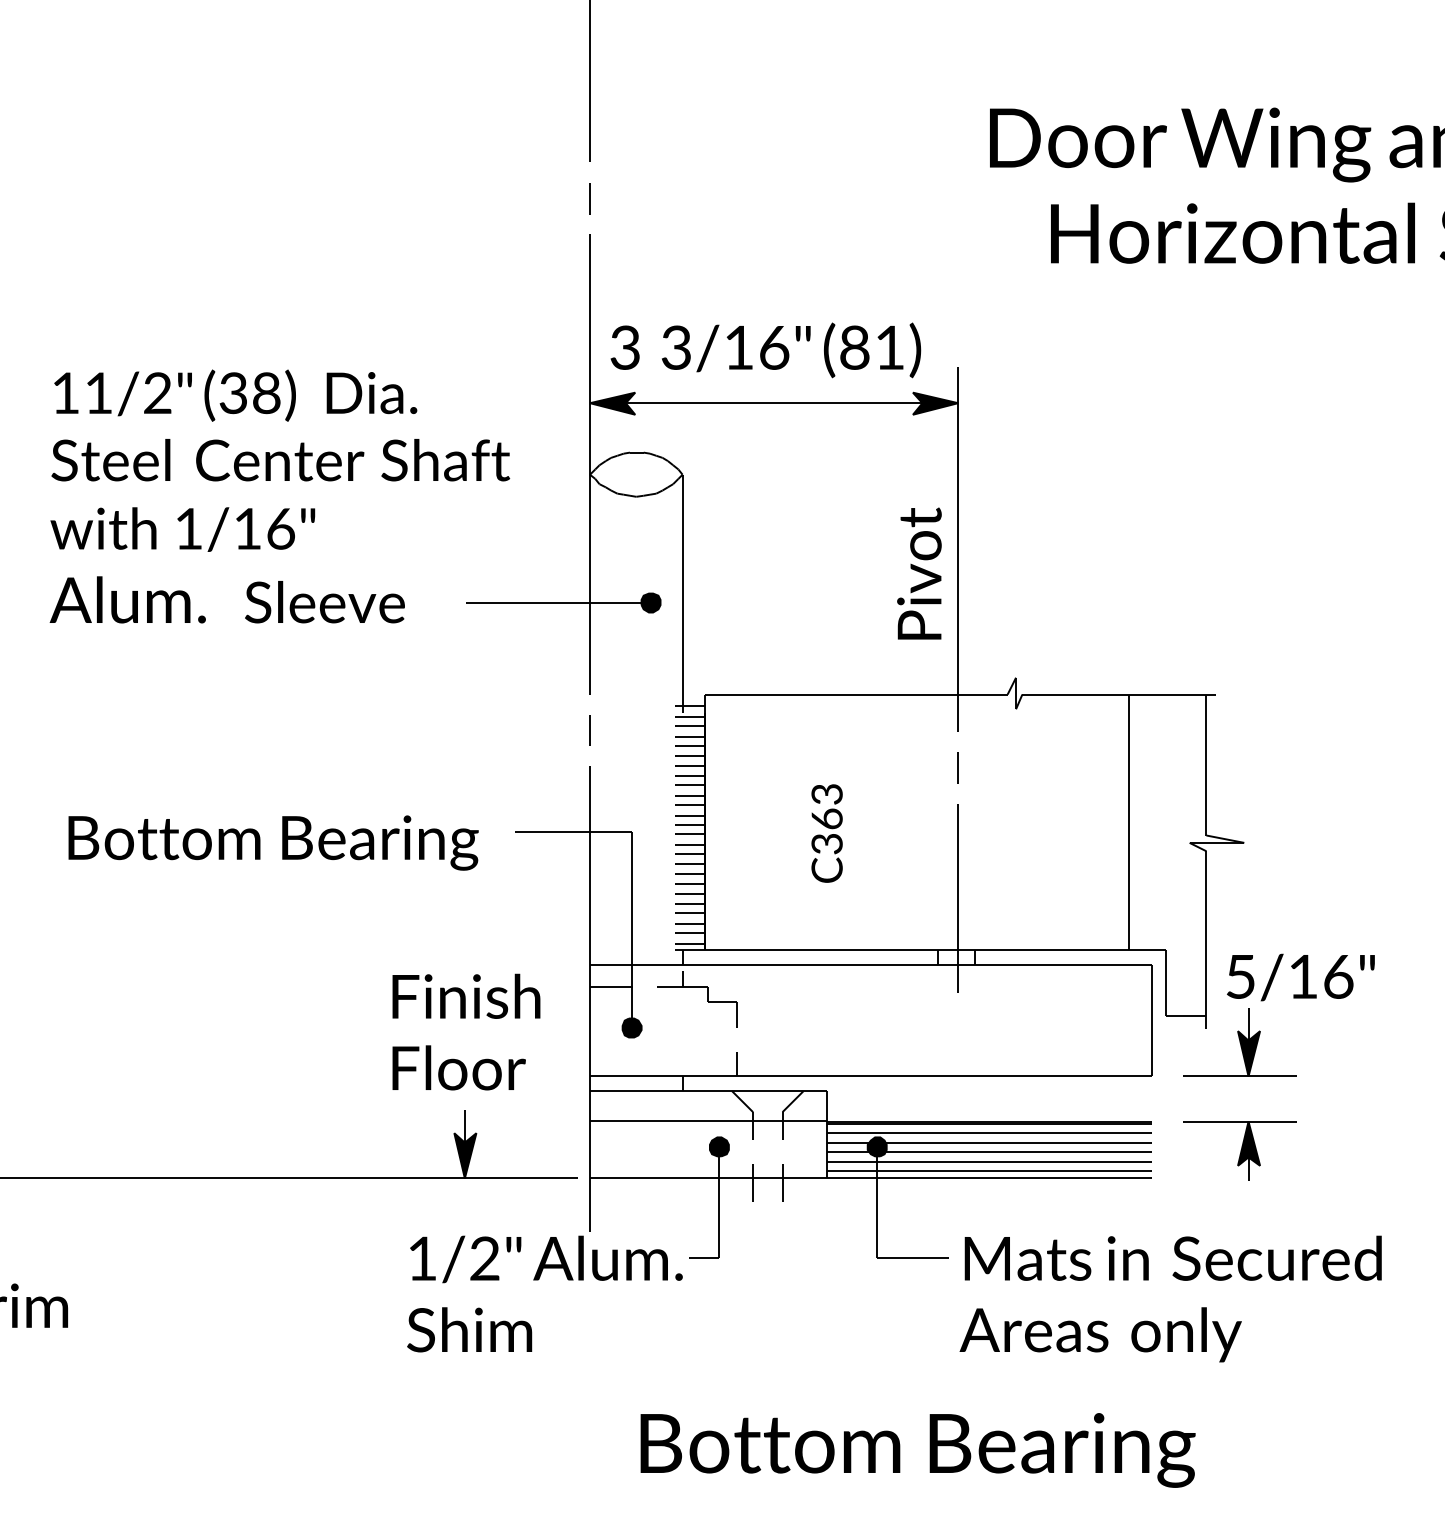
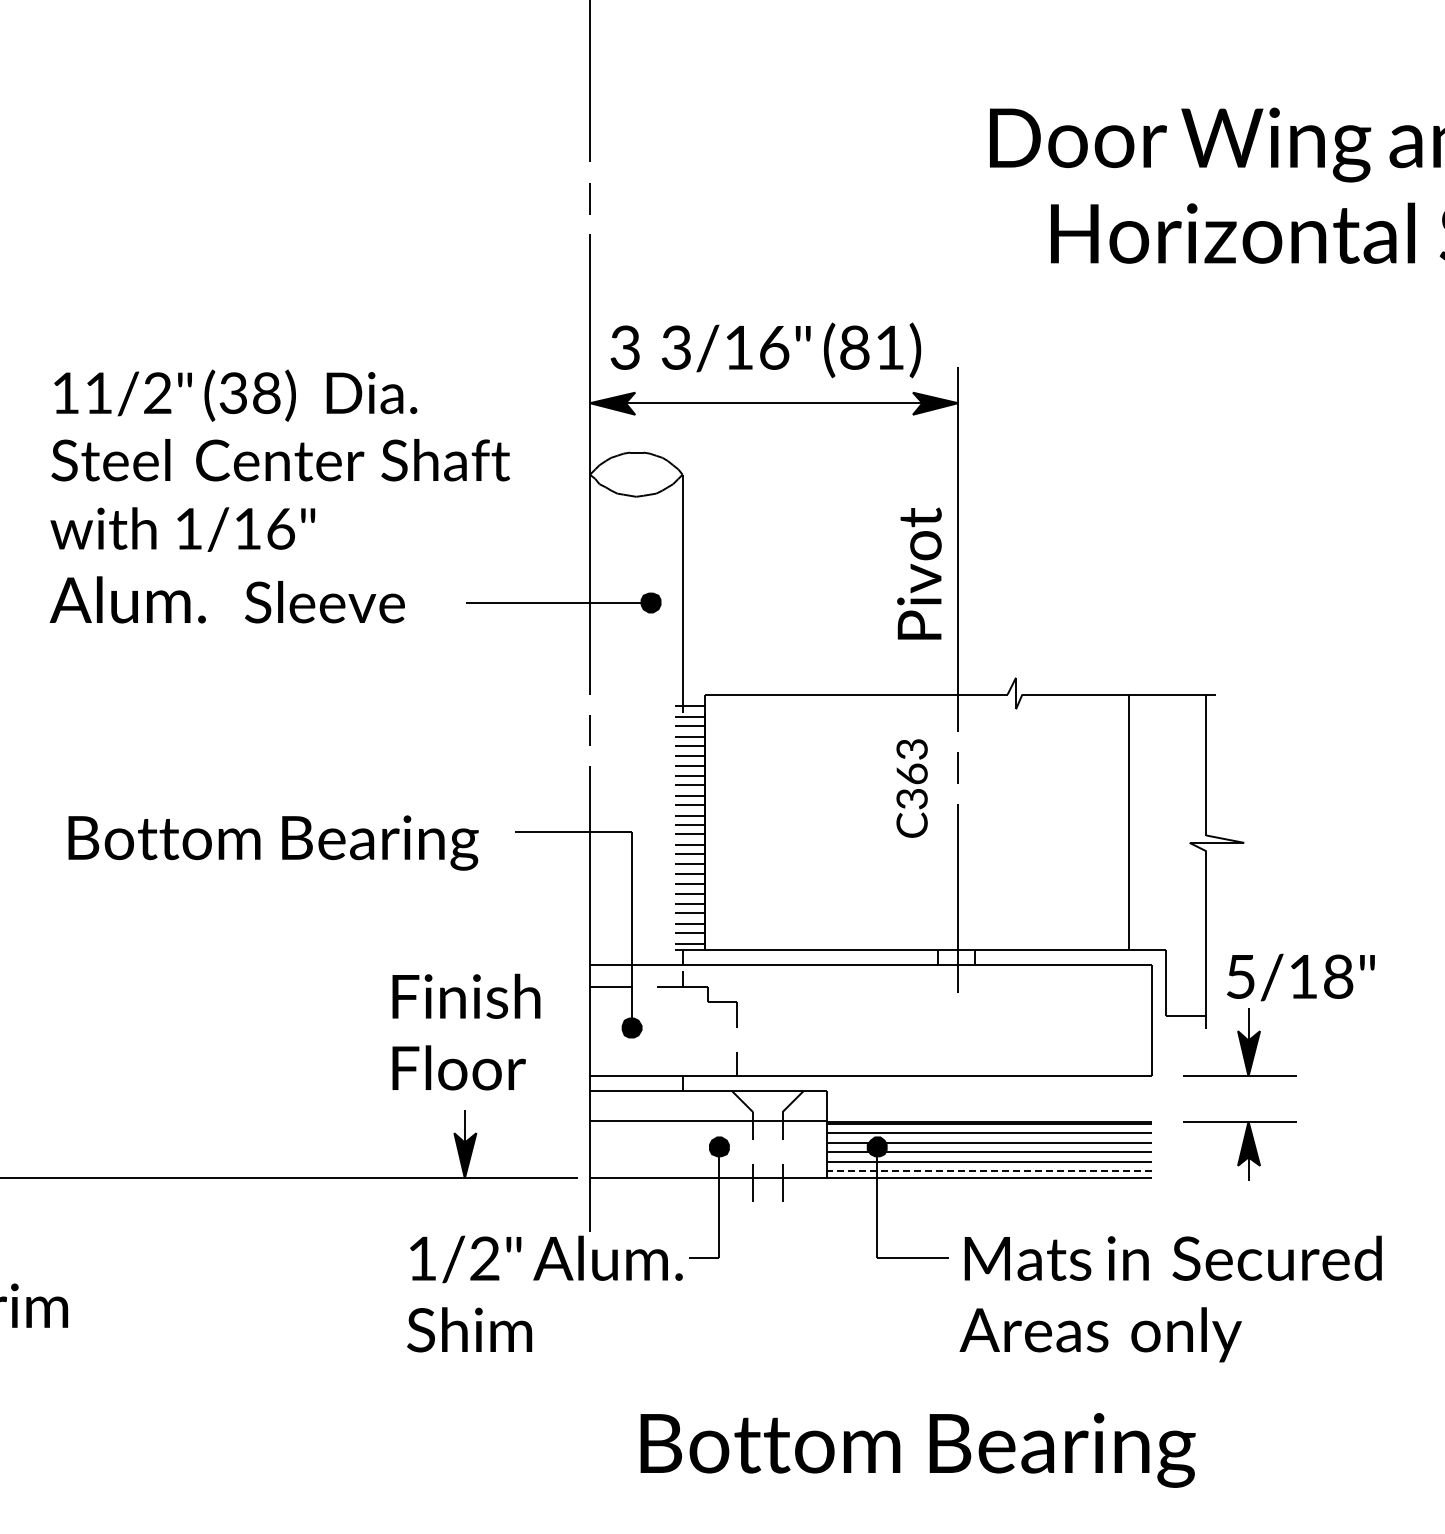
text position: (826, 833) -> (911, 788) (911, 788)
text: 5/16" -> 5/18" (1338, 976)
line: solid -> dashed (989, 1171)
